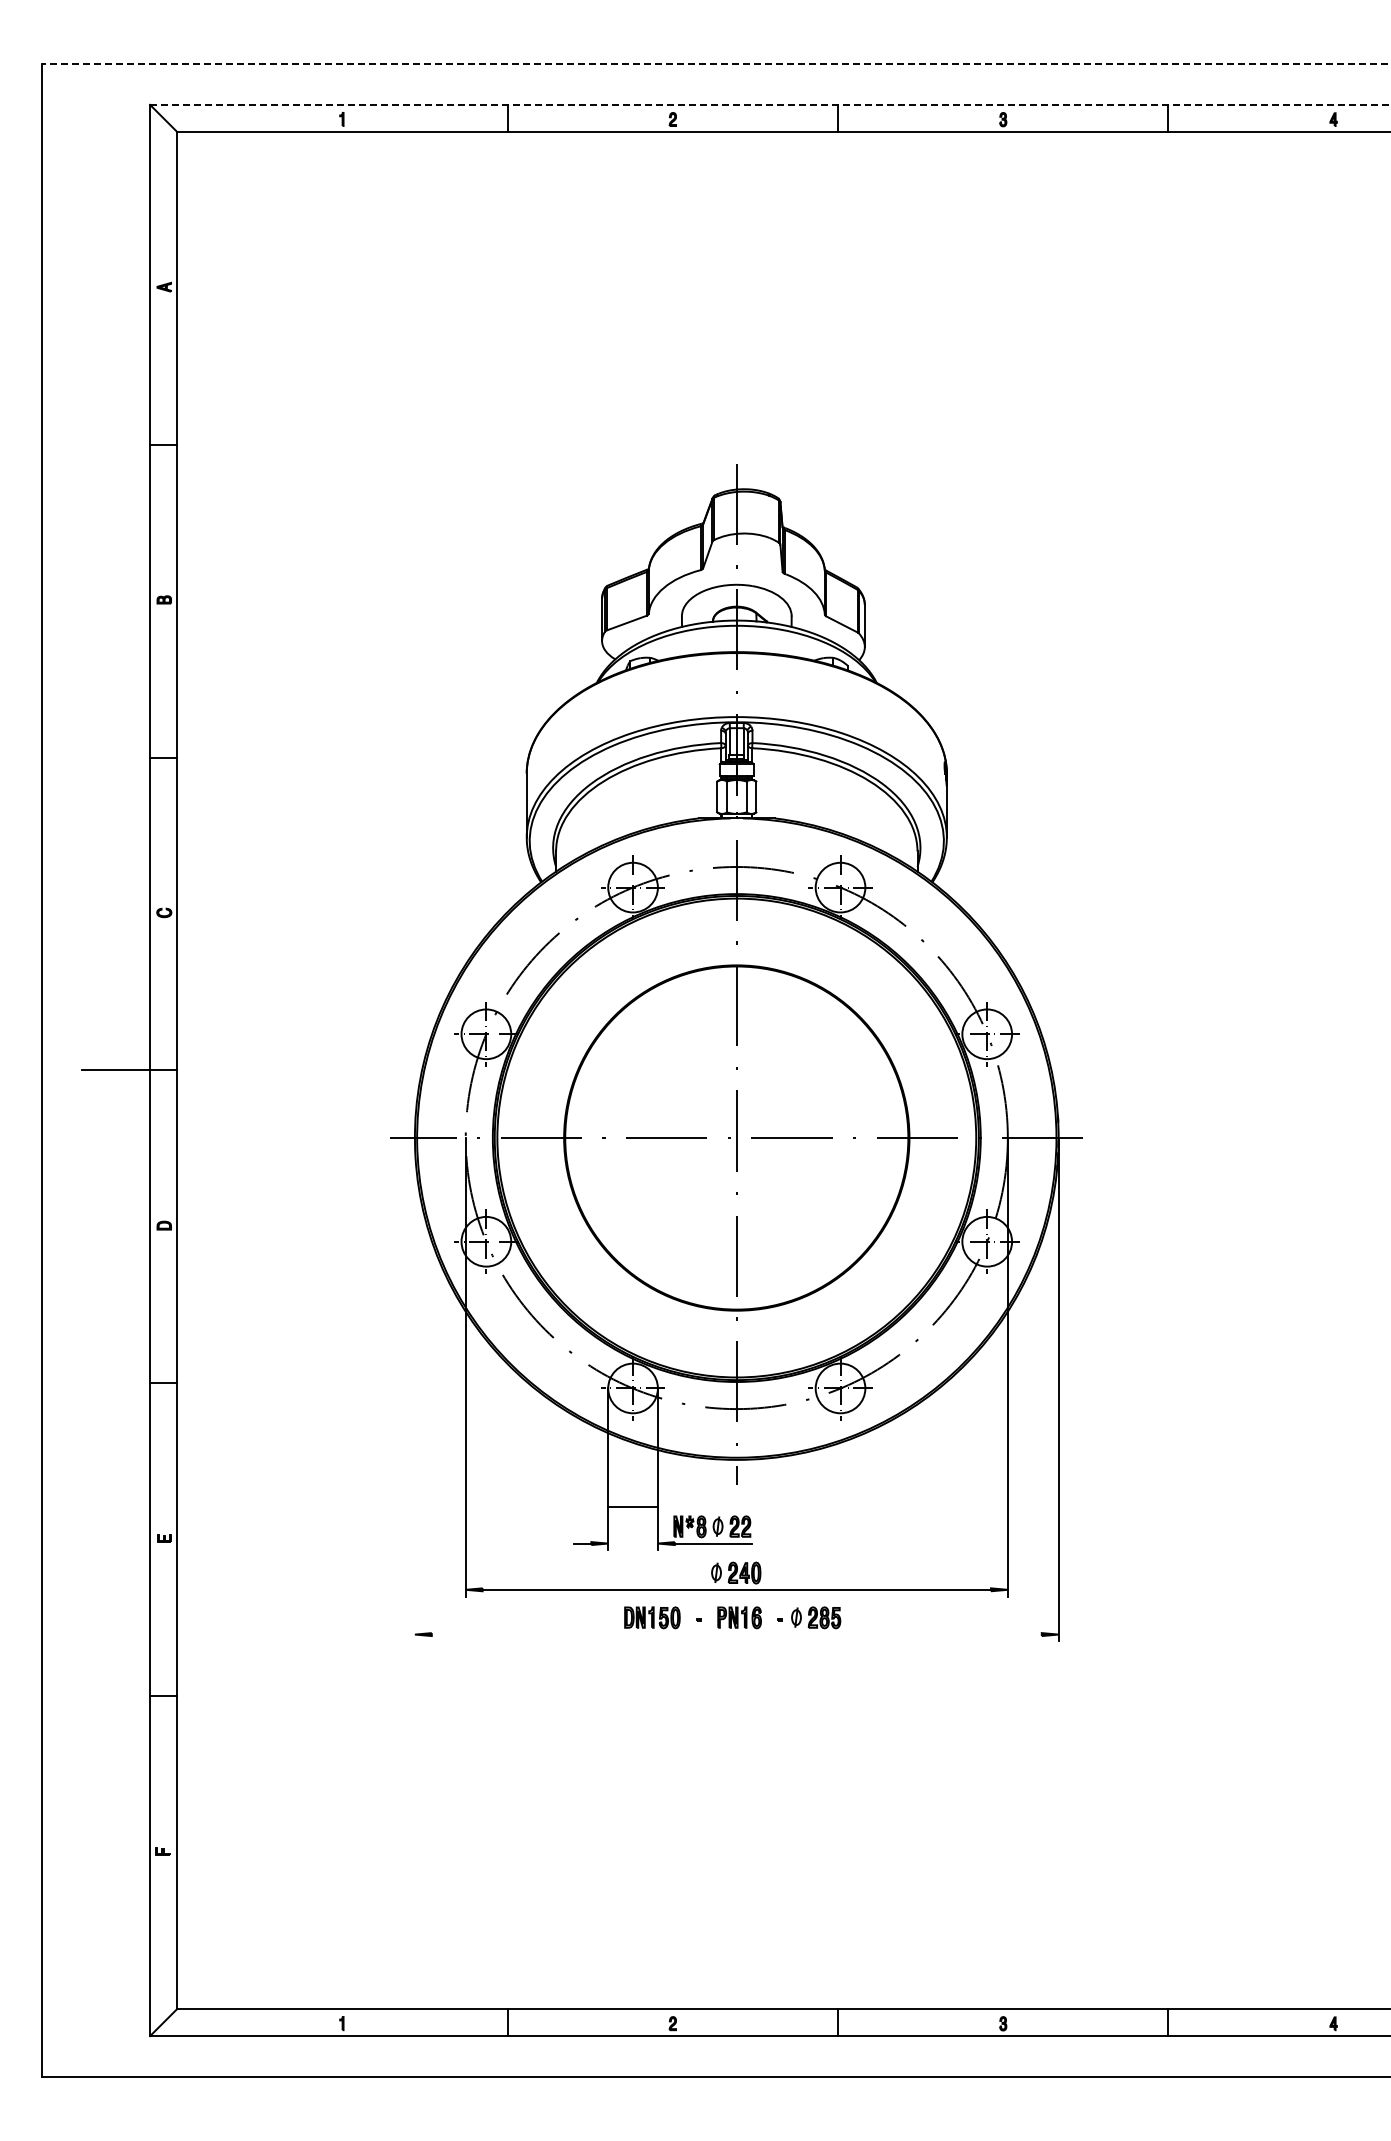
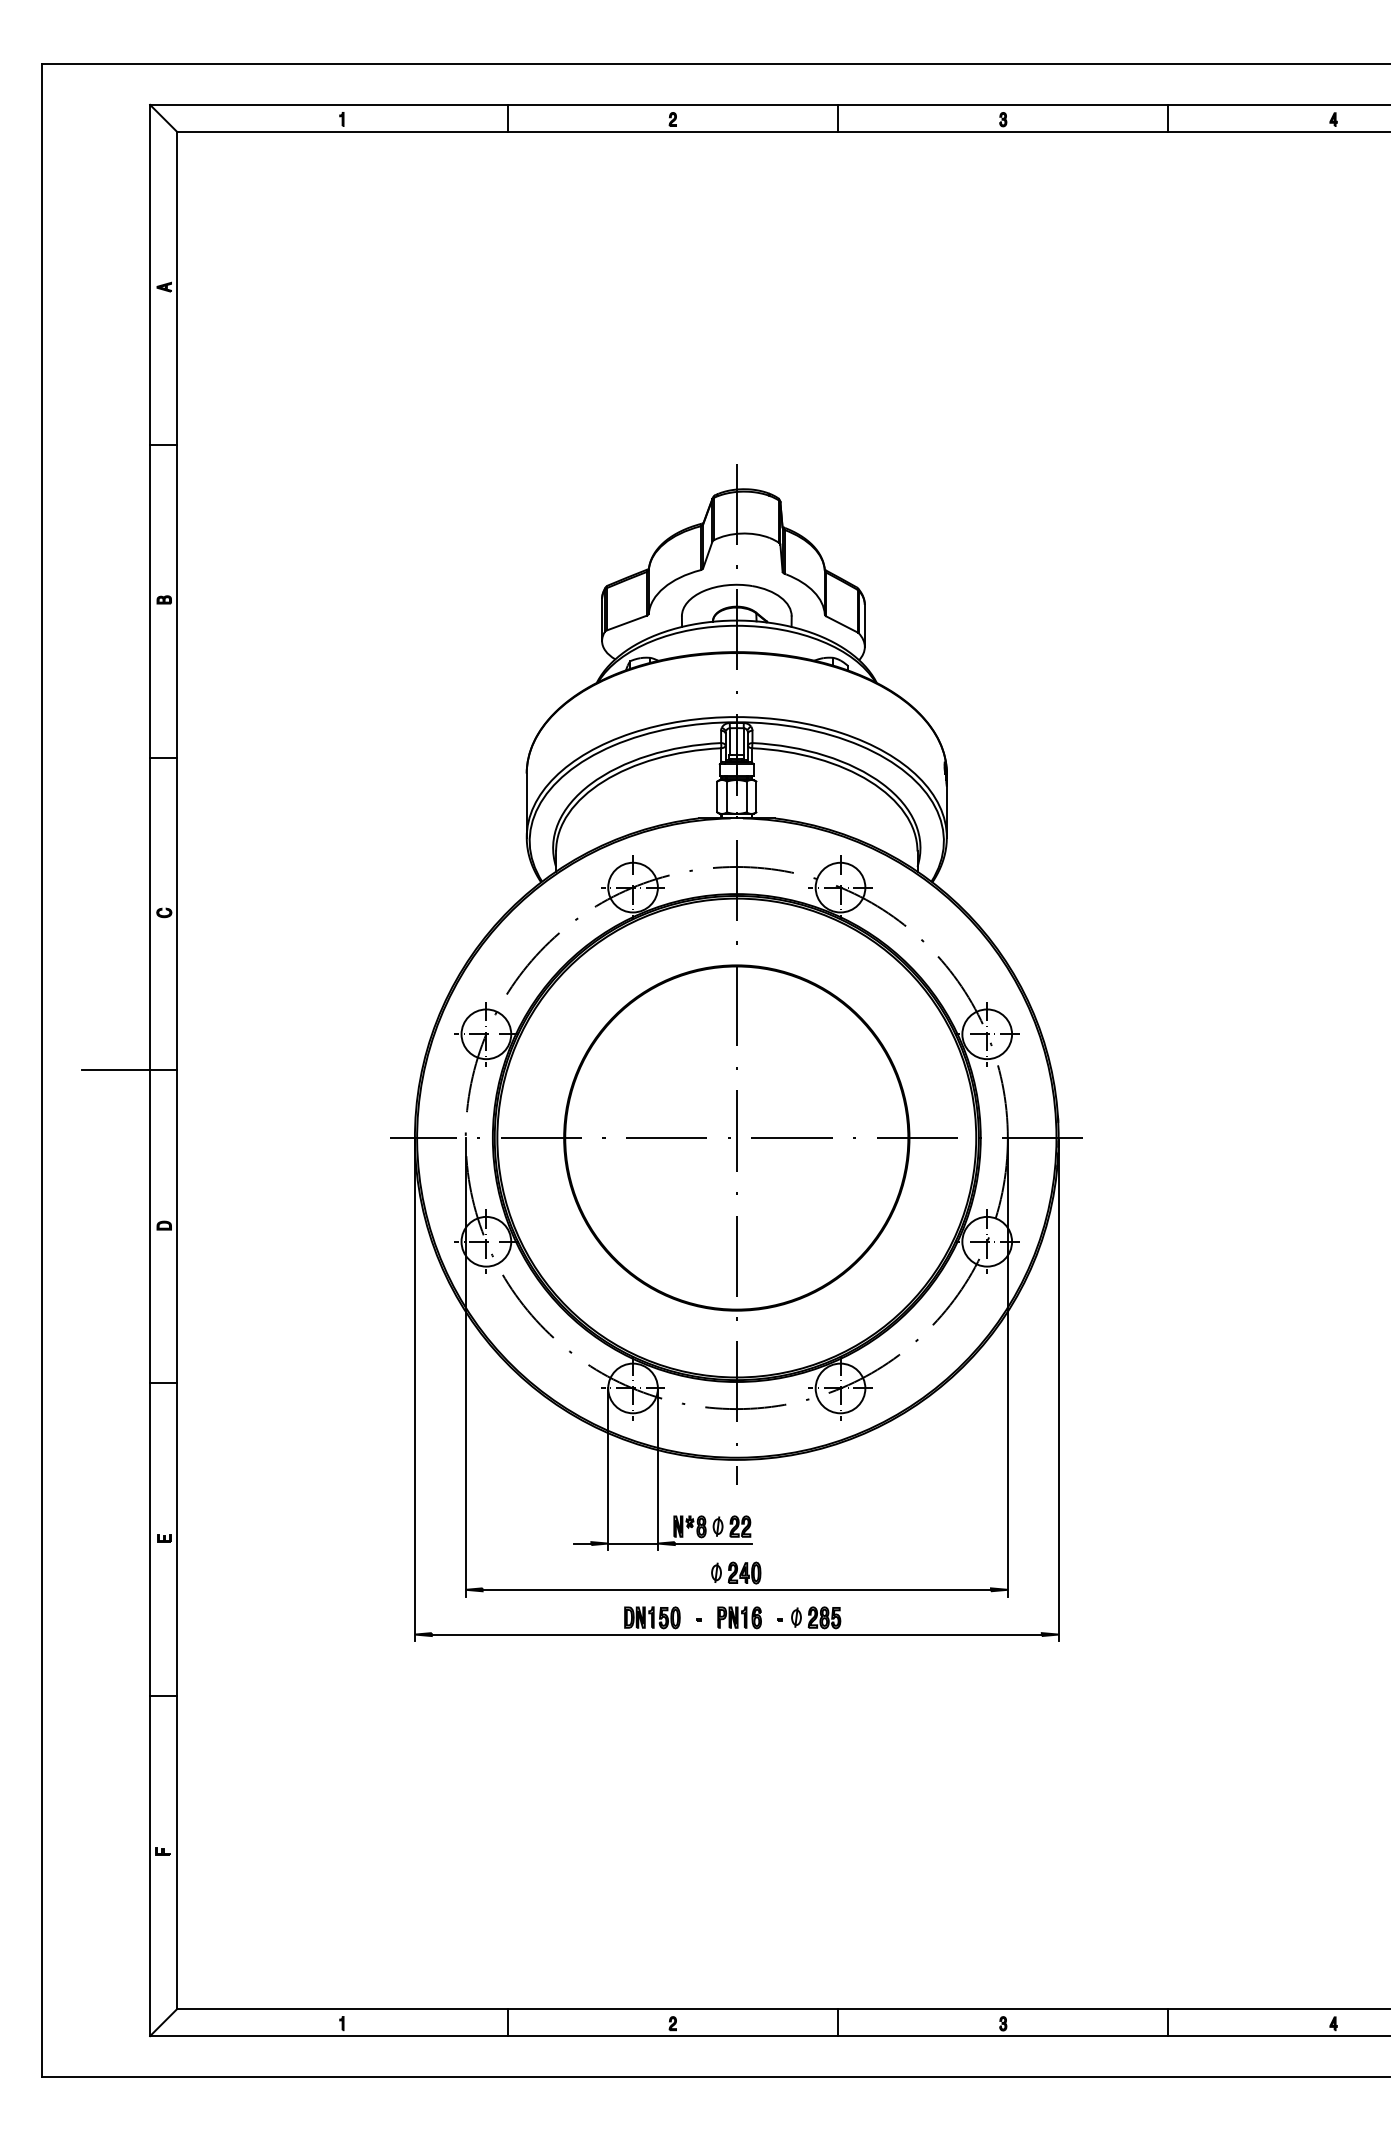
line: dashed -> solid (716, 64)
line: dashed -> solid (770, 104)
line: none -> present (414, 1389)
line position: (632, 1506) -> (632, 1543) (632, 1543)
line: none -> present (736, 1634)
